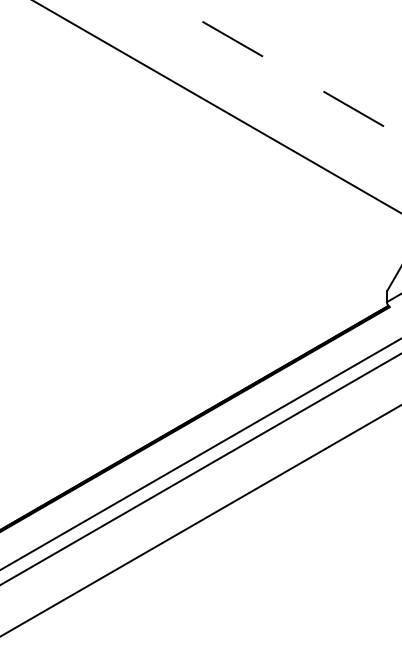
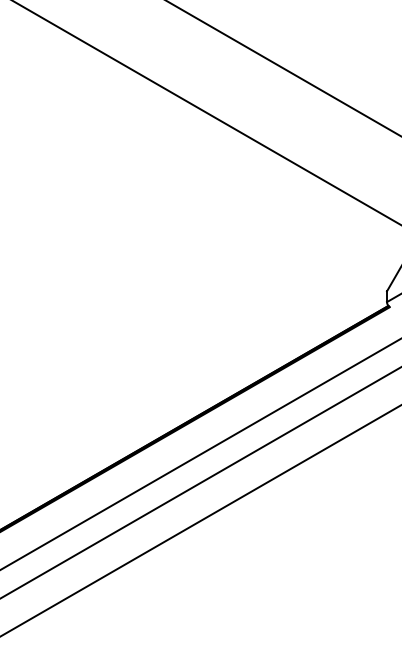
line: dashed -> solid (283, 68)
line position: (216, 106) -> (206, 112) (206, 112)
line position: (200, 469) -> (200, 482) (200, 482)
